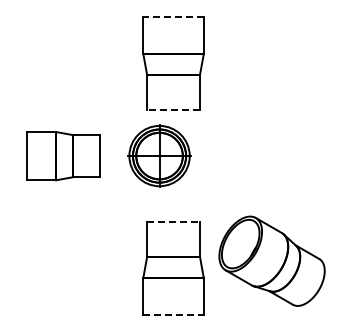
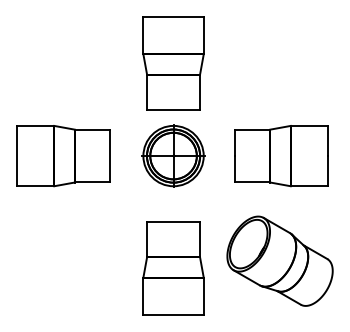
line: dashed -> solid (173, 17)
line: dashed -> solid (173, 109)
part position: (159, 155) -> (173, 155) (173, 155)
part size: 75x51 px -> 95x63 px (63, 156)
part: none -> present (281, 156)
line: dashed -> solid (174, 222)
part position: (271, 260) -> (279, 260) (279, 260)
line: dashed -> solid (174, 314)
